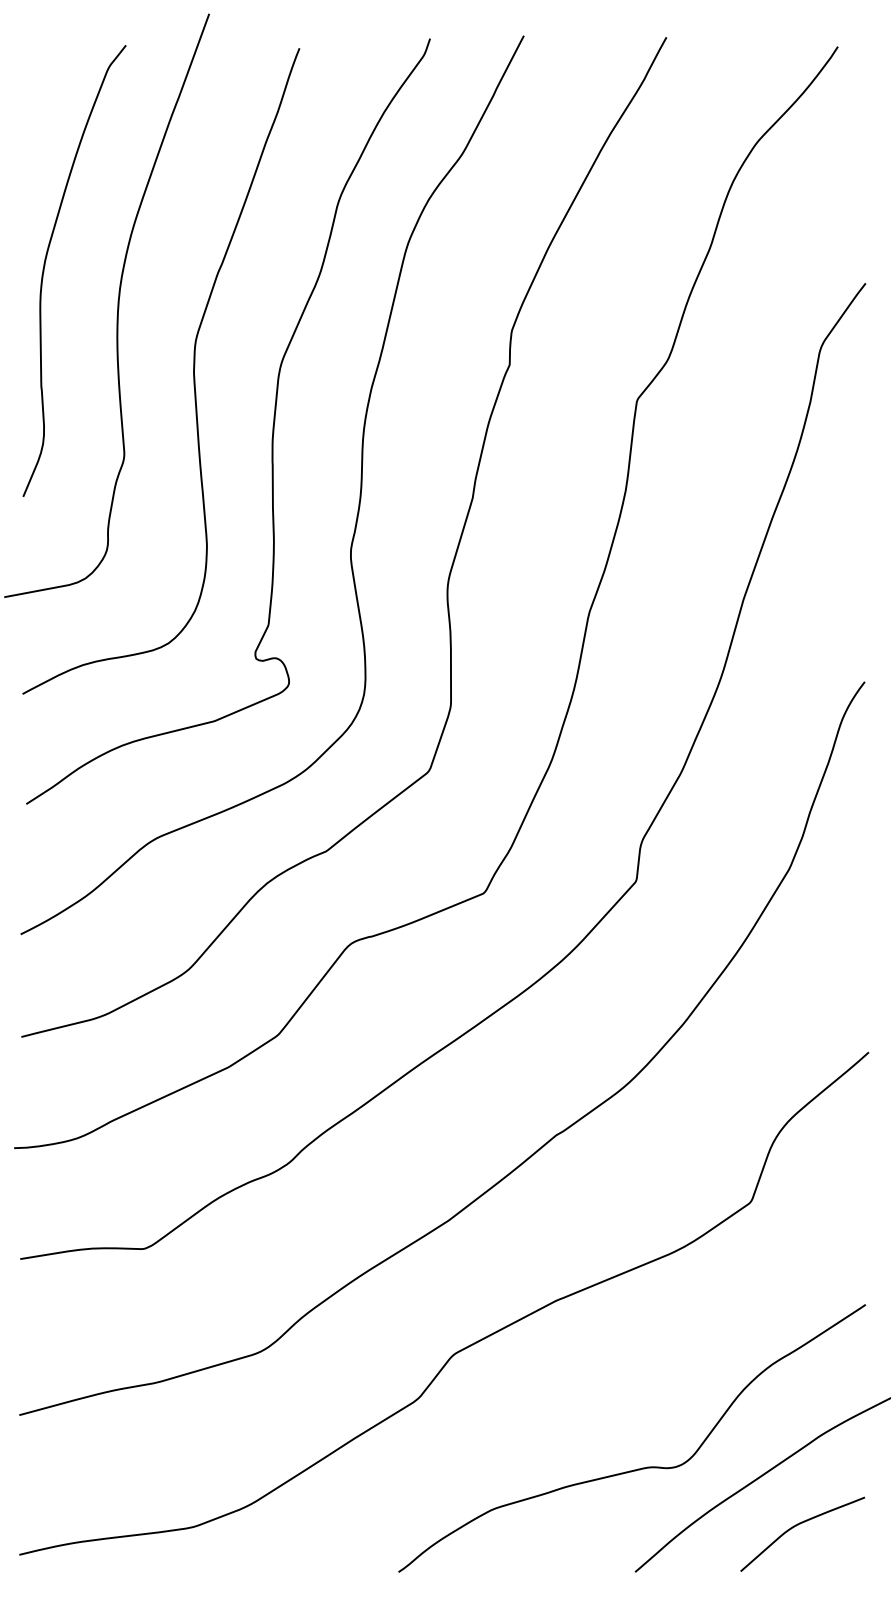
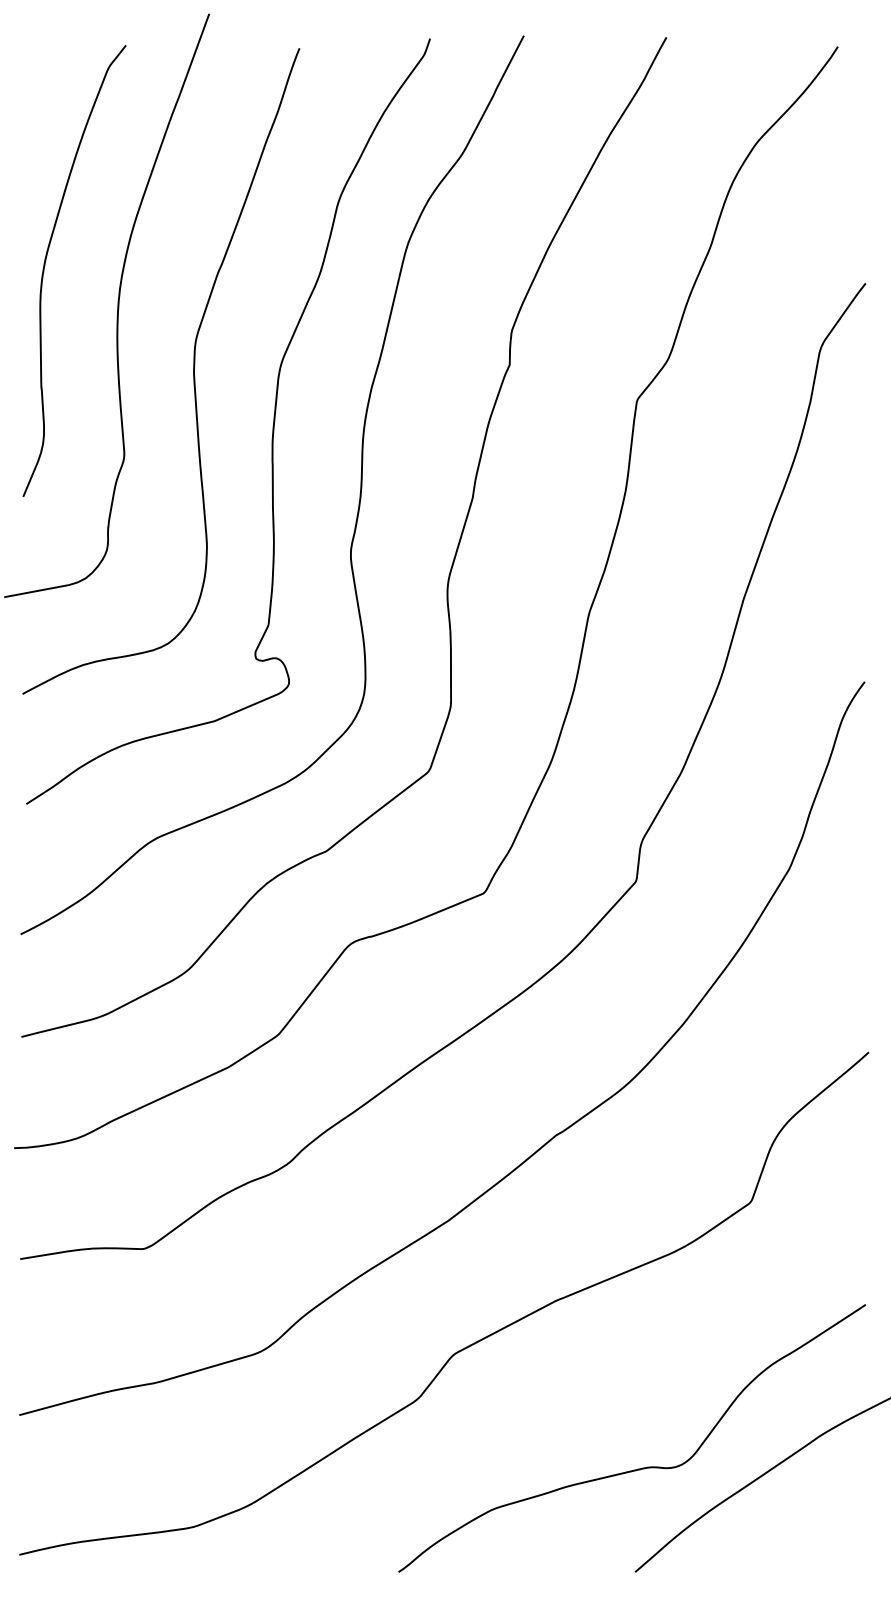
curve: present -> none (798, 1525)
